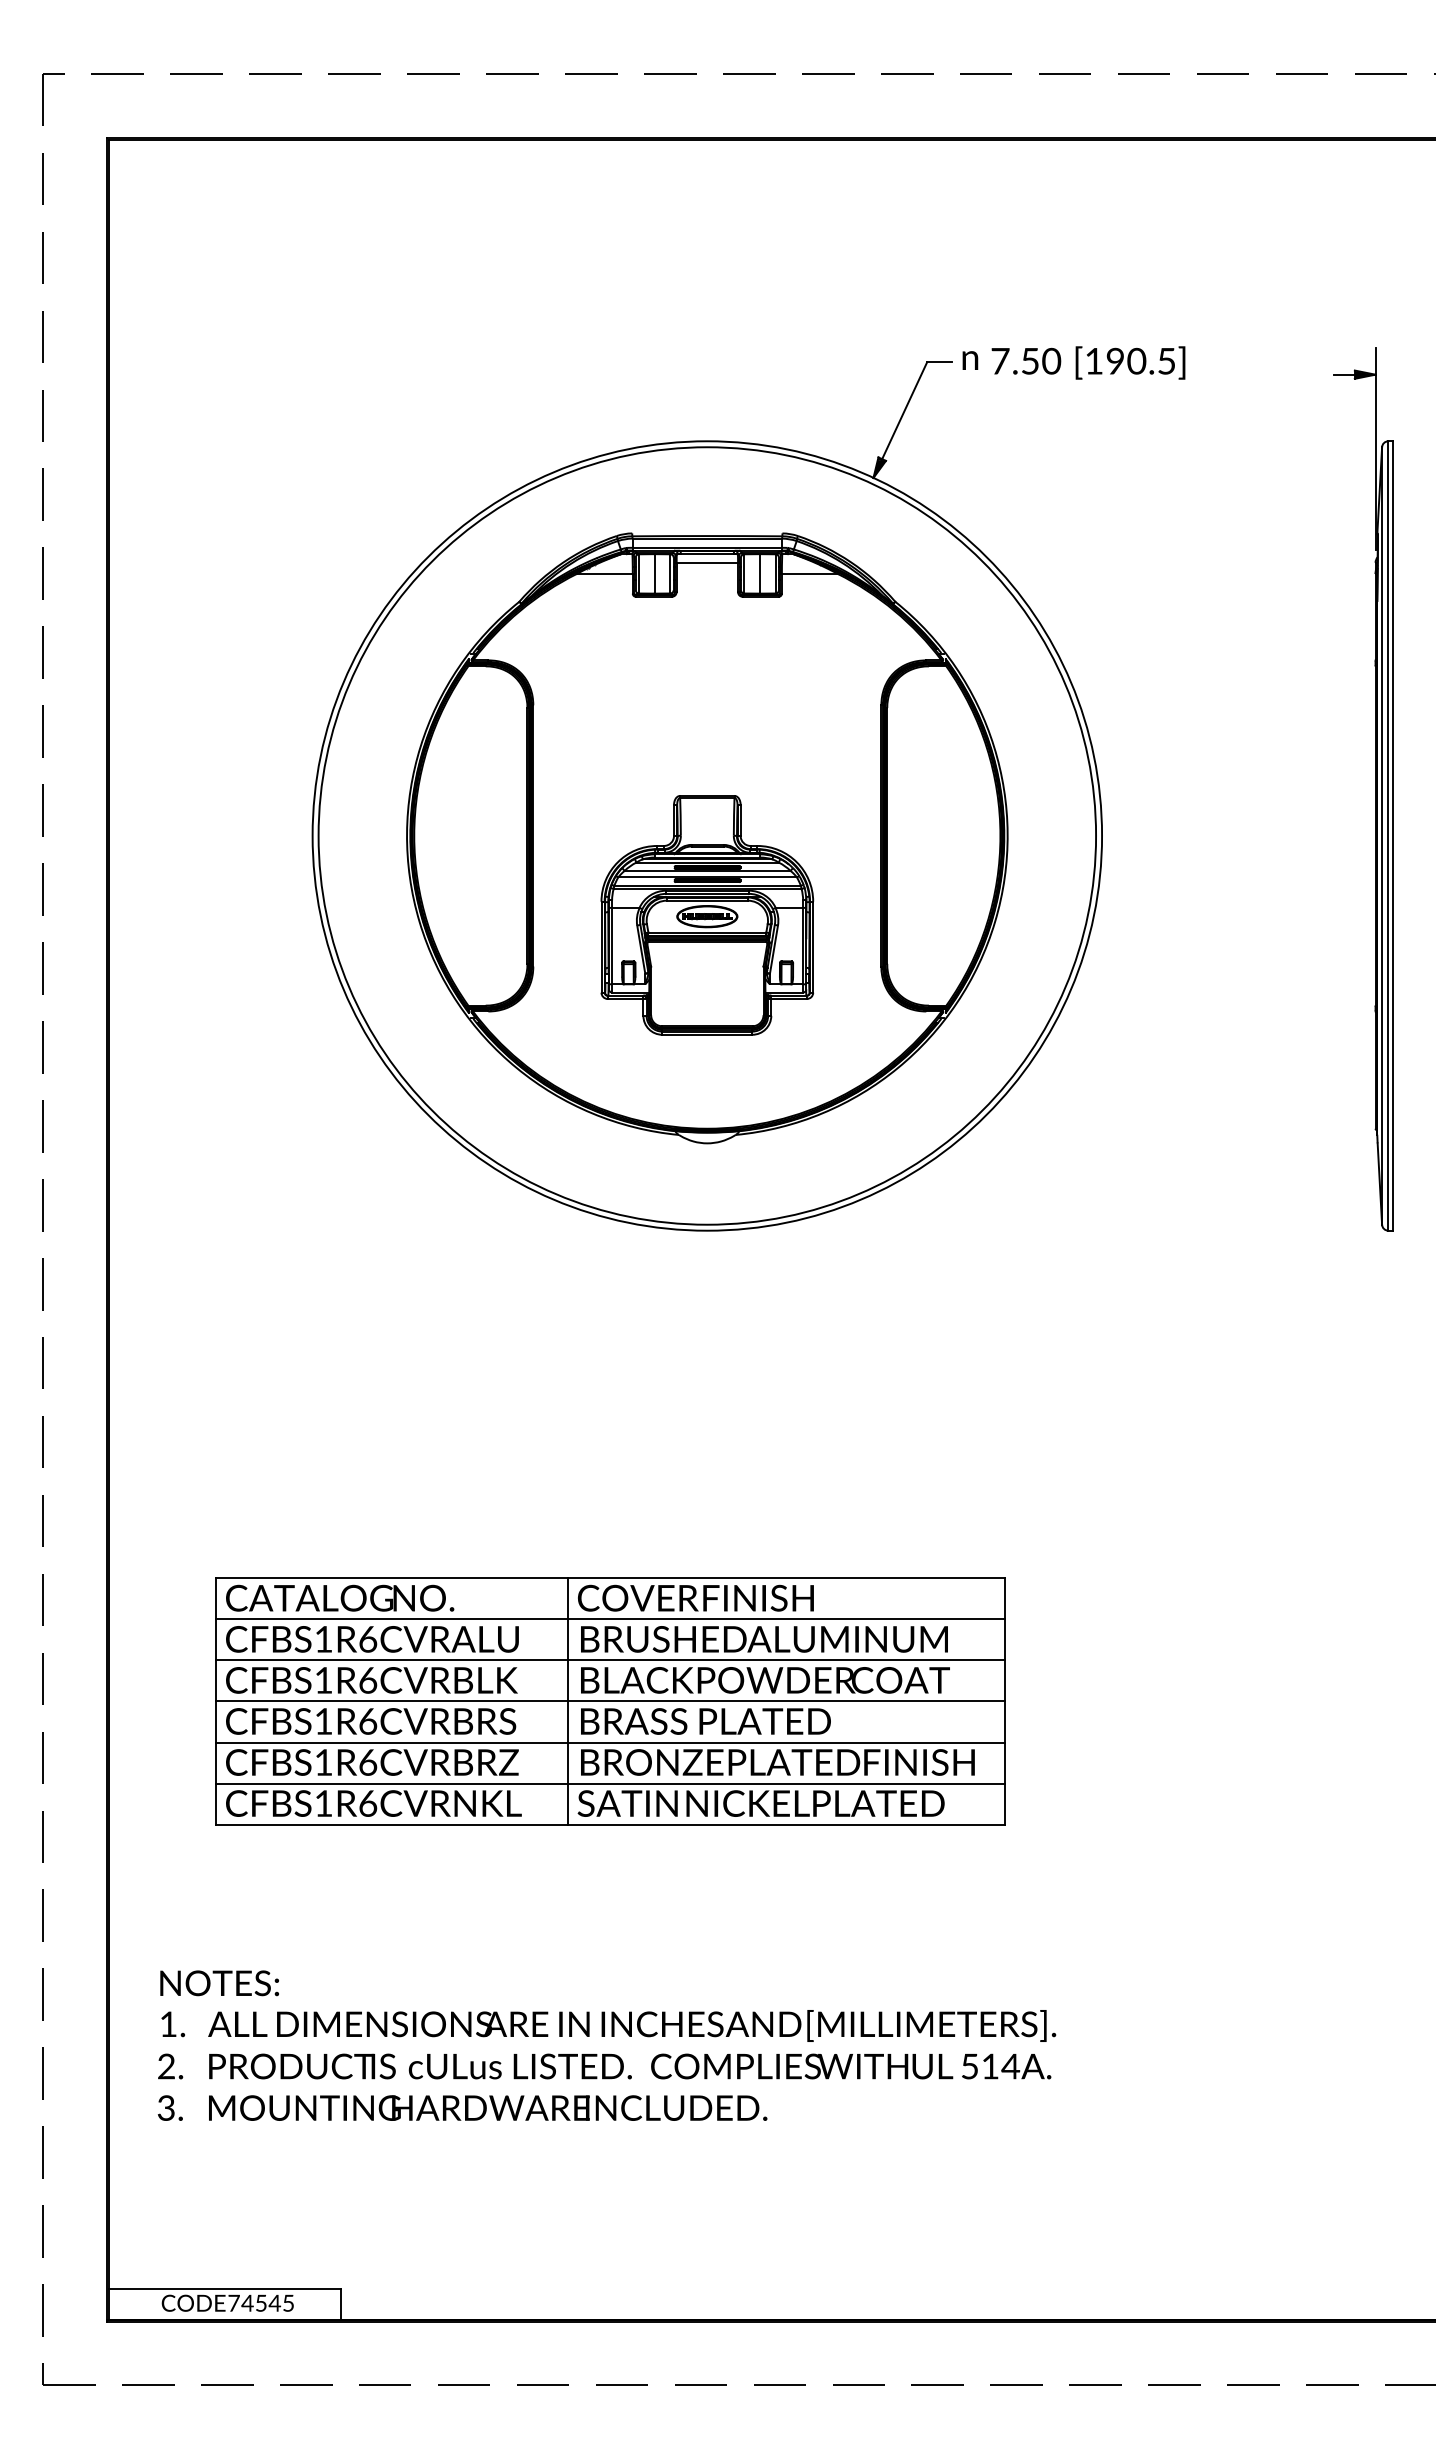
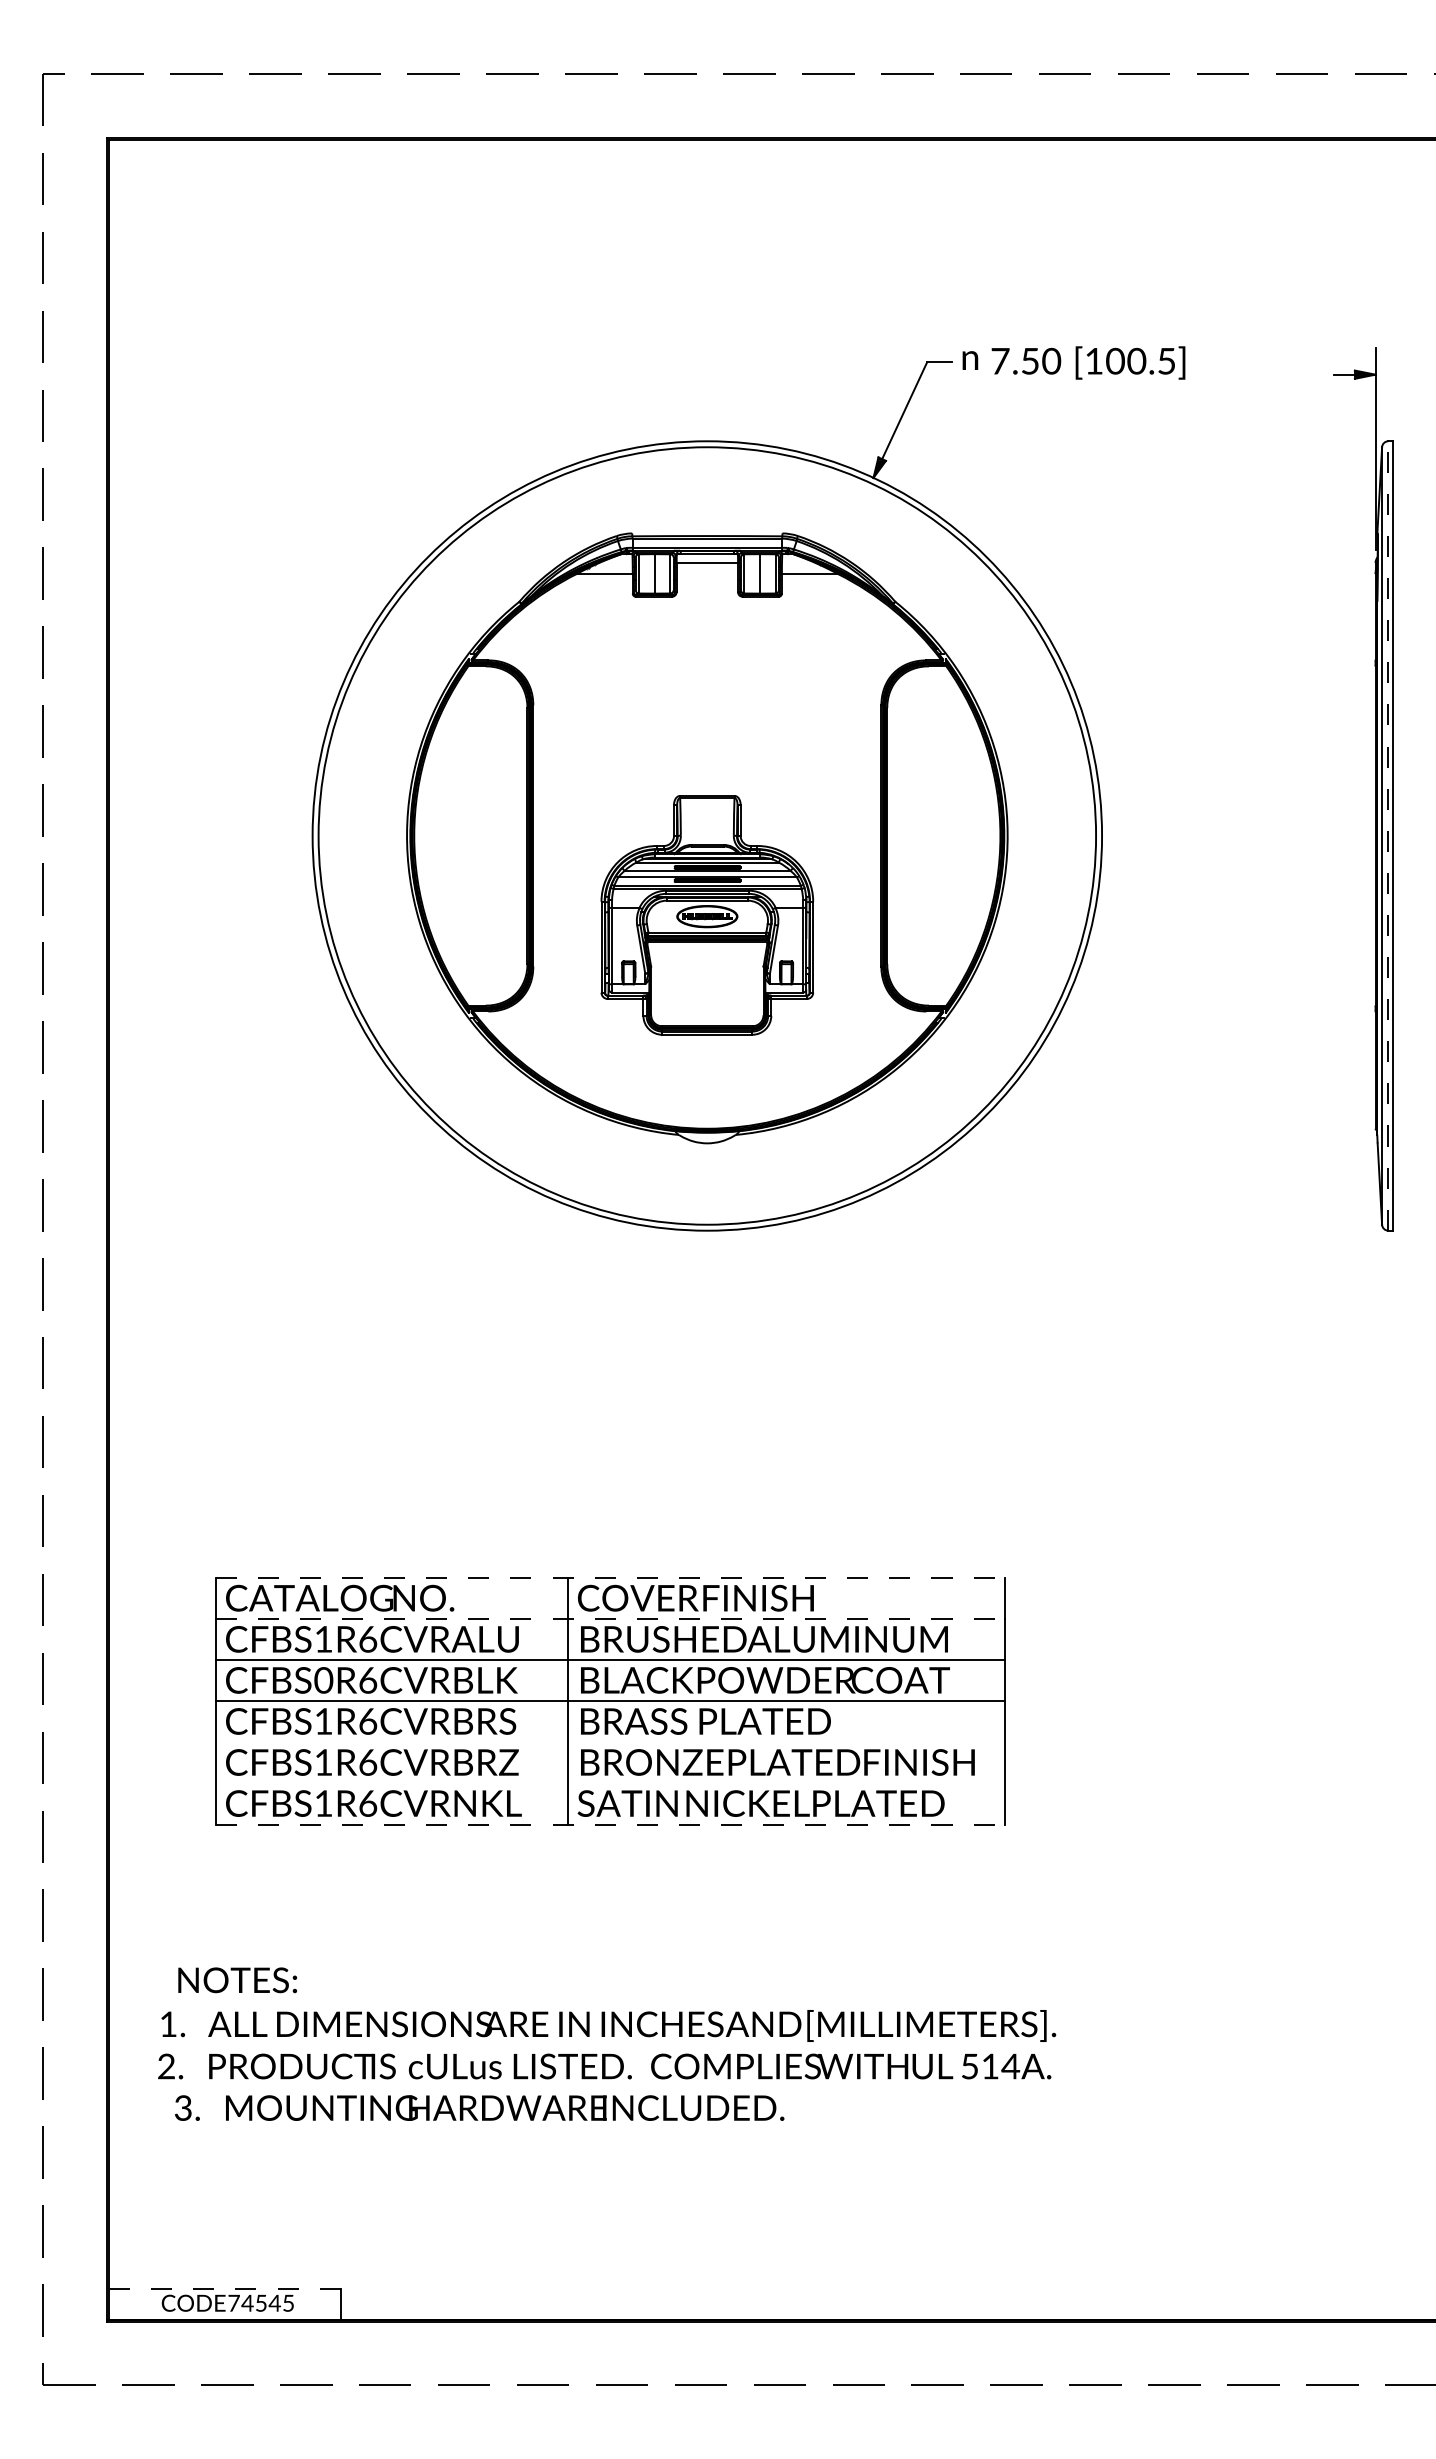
text: [190.5] -> [100.5] (1115, 361)
line: solid -> dashed (1388, 836)
line: solid -> dashed (610, 1578)
line: solid -> dashed (610, 1619)
text: CFBS1R6CVRBLK -> CFBS0R6CVRBLK (323, 1680)
line: present -> none (610, 1742)
line: present -> none (610, 1783)
line: solid -> dashed (610, 1824)
text position: (219, 1983) -> (237, 1980) (237, 1980)
text position: (462, 2107) -> (479, 2107) (479, 2107)
line: solid -> dashed (224, 2288)
